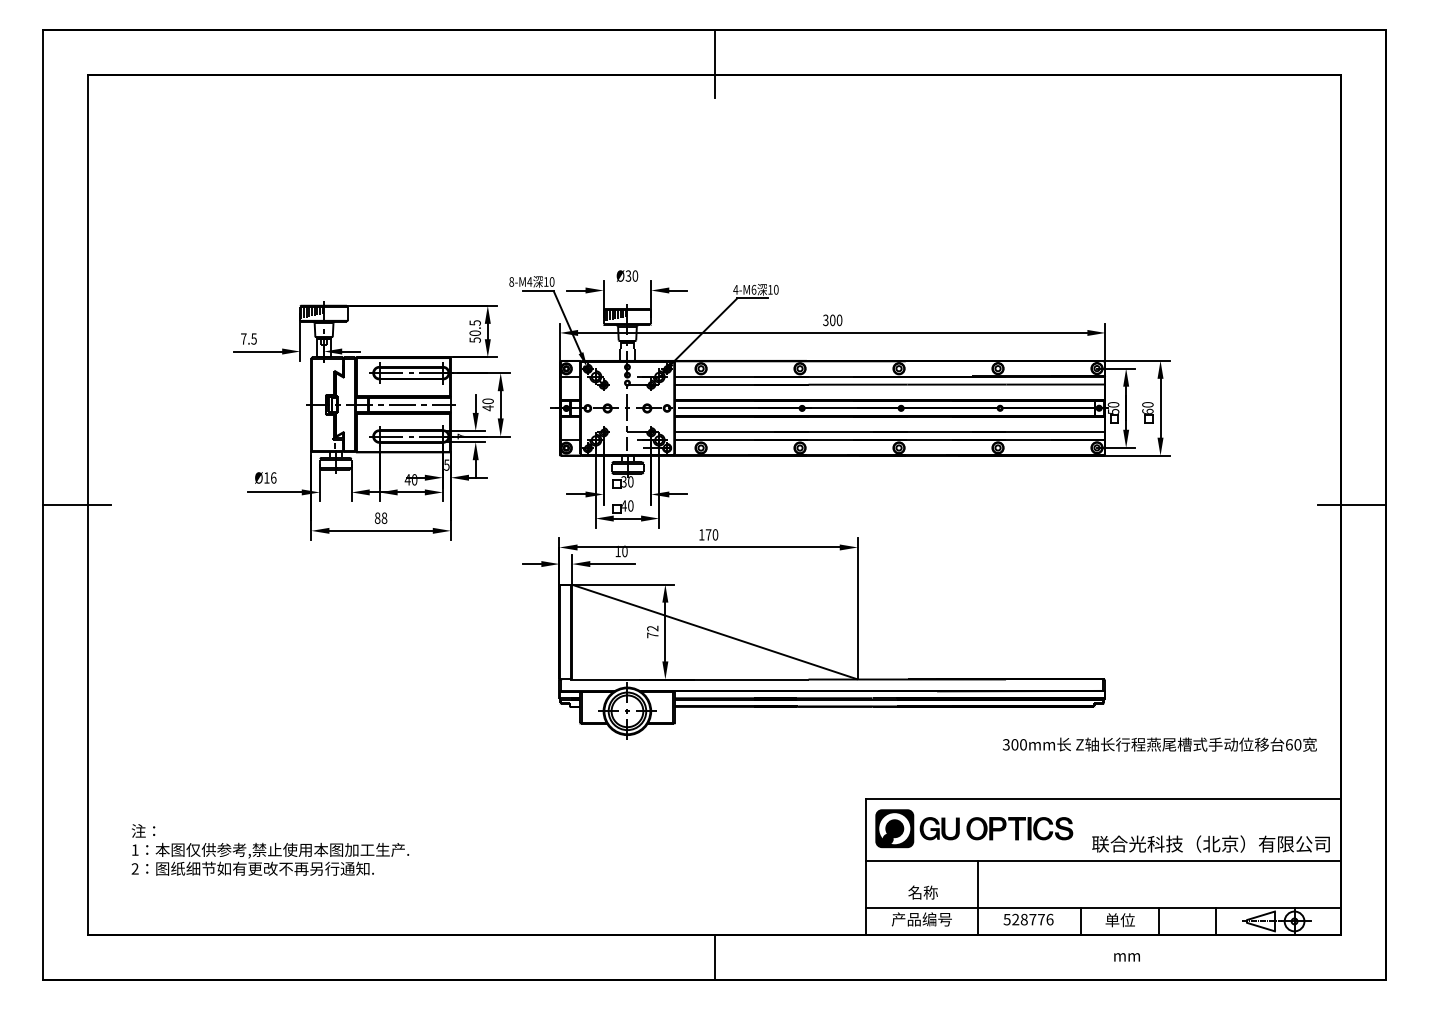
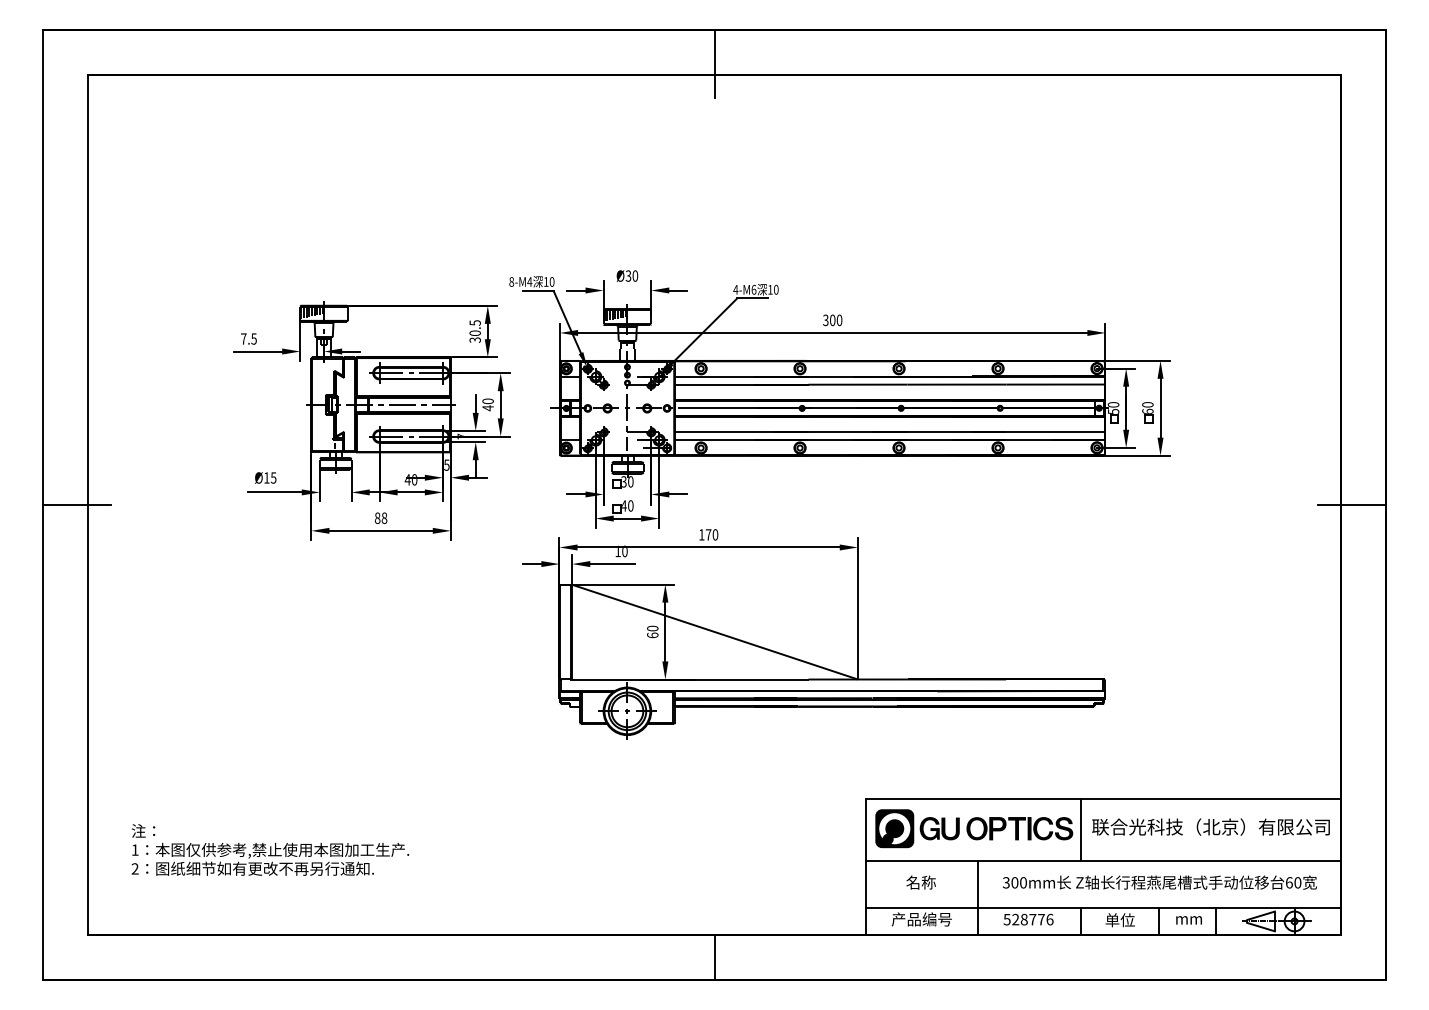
text: 50.5 -> 30.5 (474, 339)
text: Ø16 -> Ø15 (273, 477)
text: 72 -> 60 (652, 631)
text position: (1159, 744) -> (1159, 882) (1159, 882)
line: none -> present (1081, 829)
text position: (1210, 843) -> (1210, 826) (1210, 826)
text position: (922, 892) -> (920, 882) (920, 882)
text position: (1126, 957) -> (1188, 920) (1188, 920)
